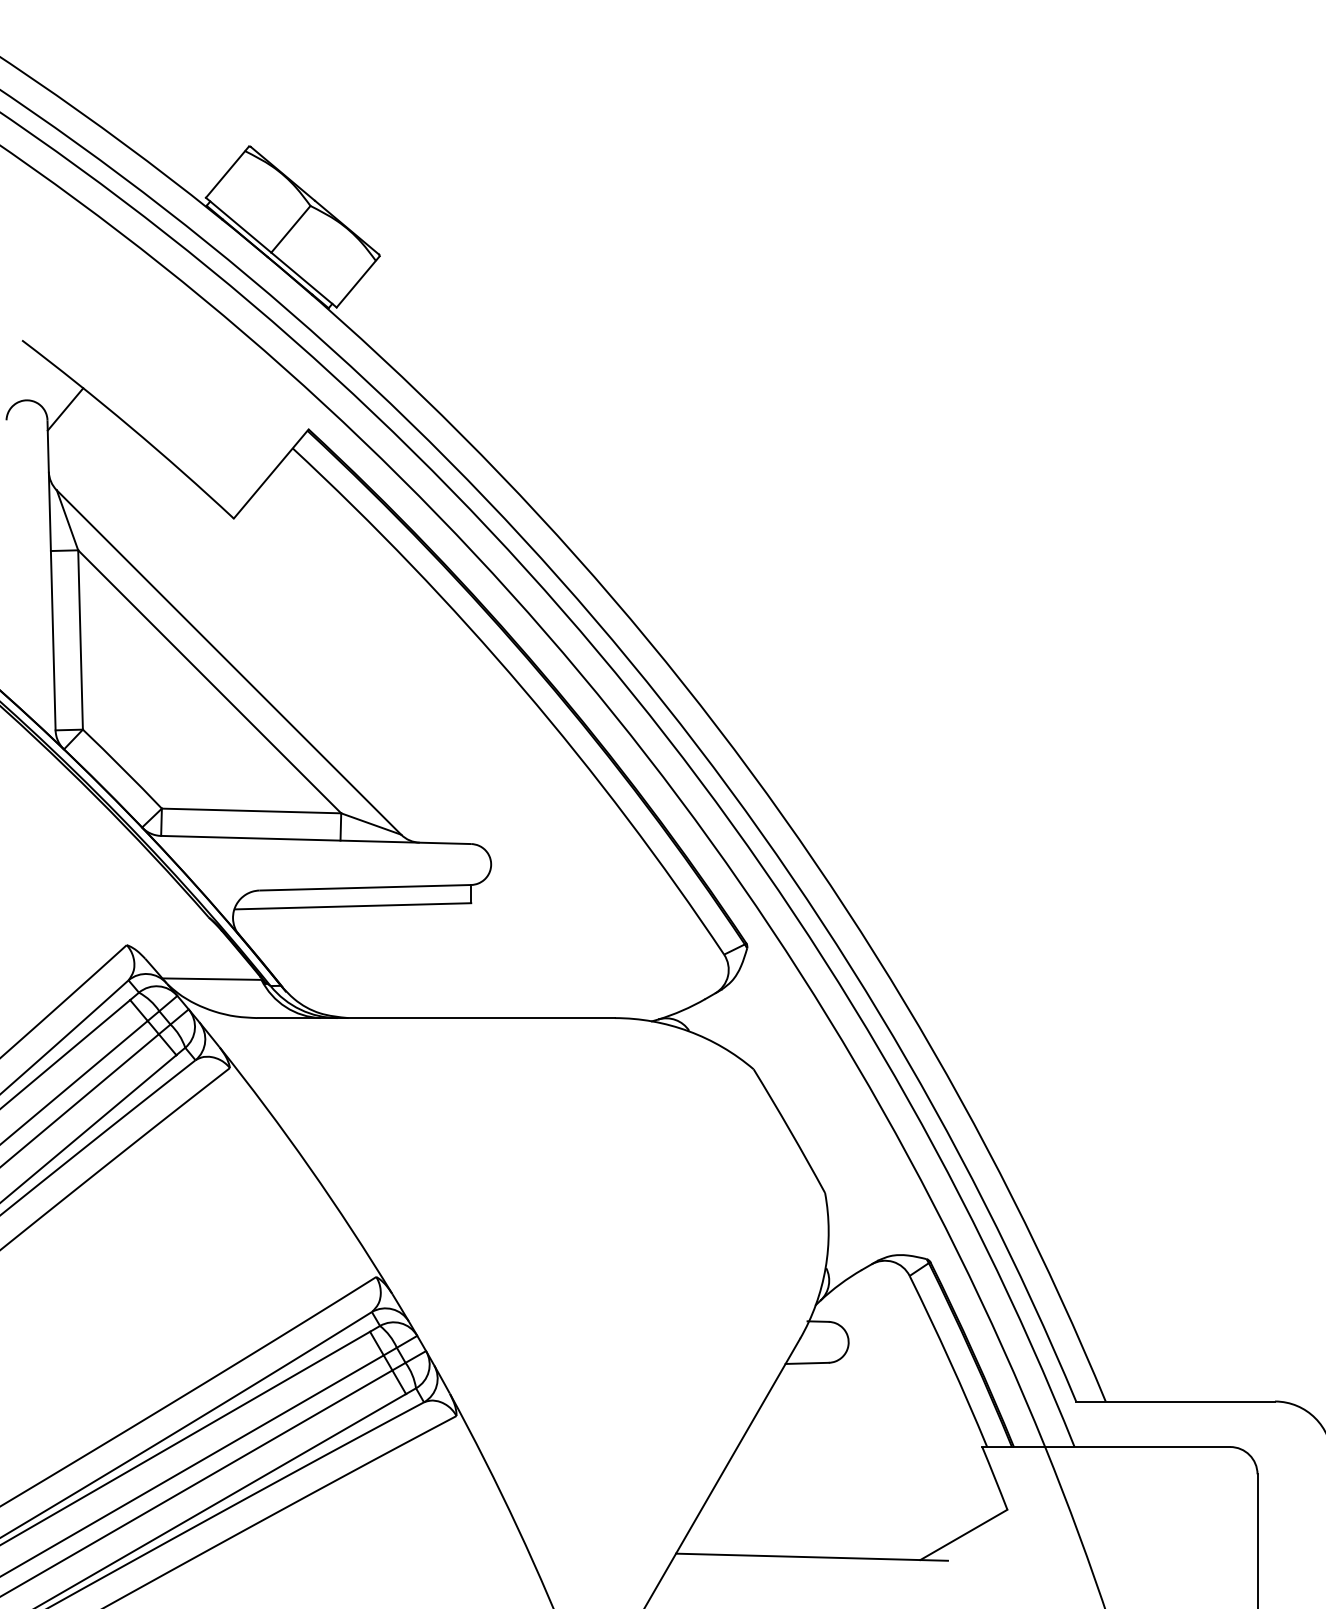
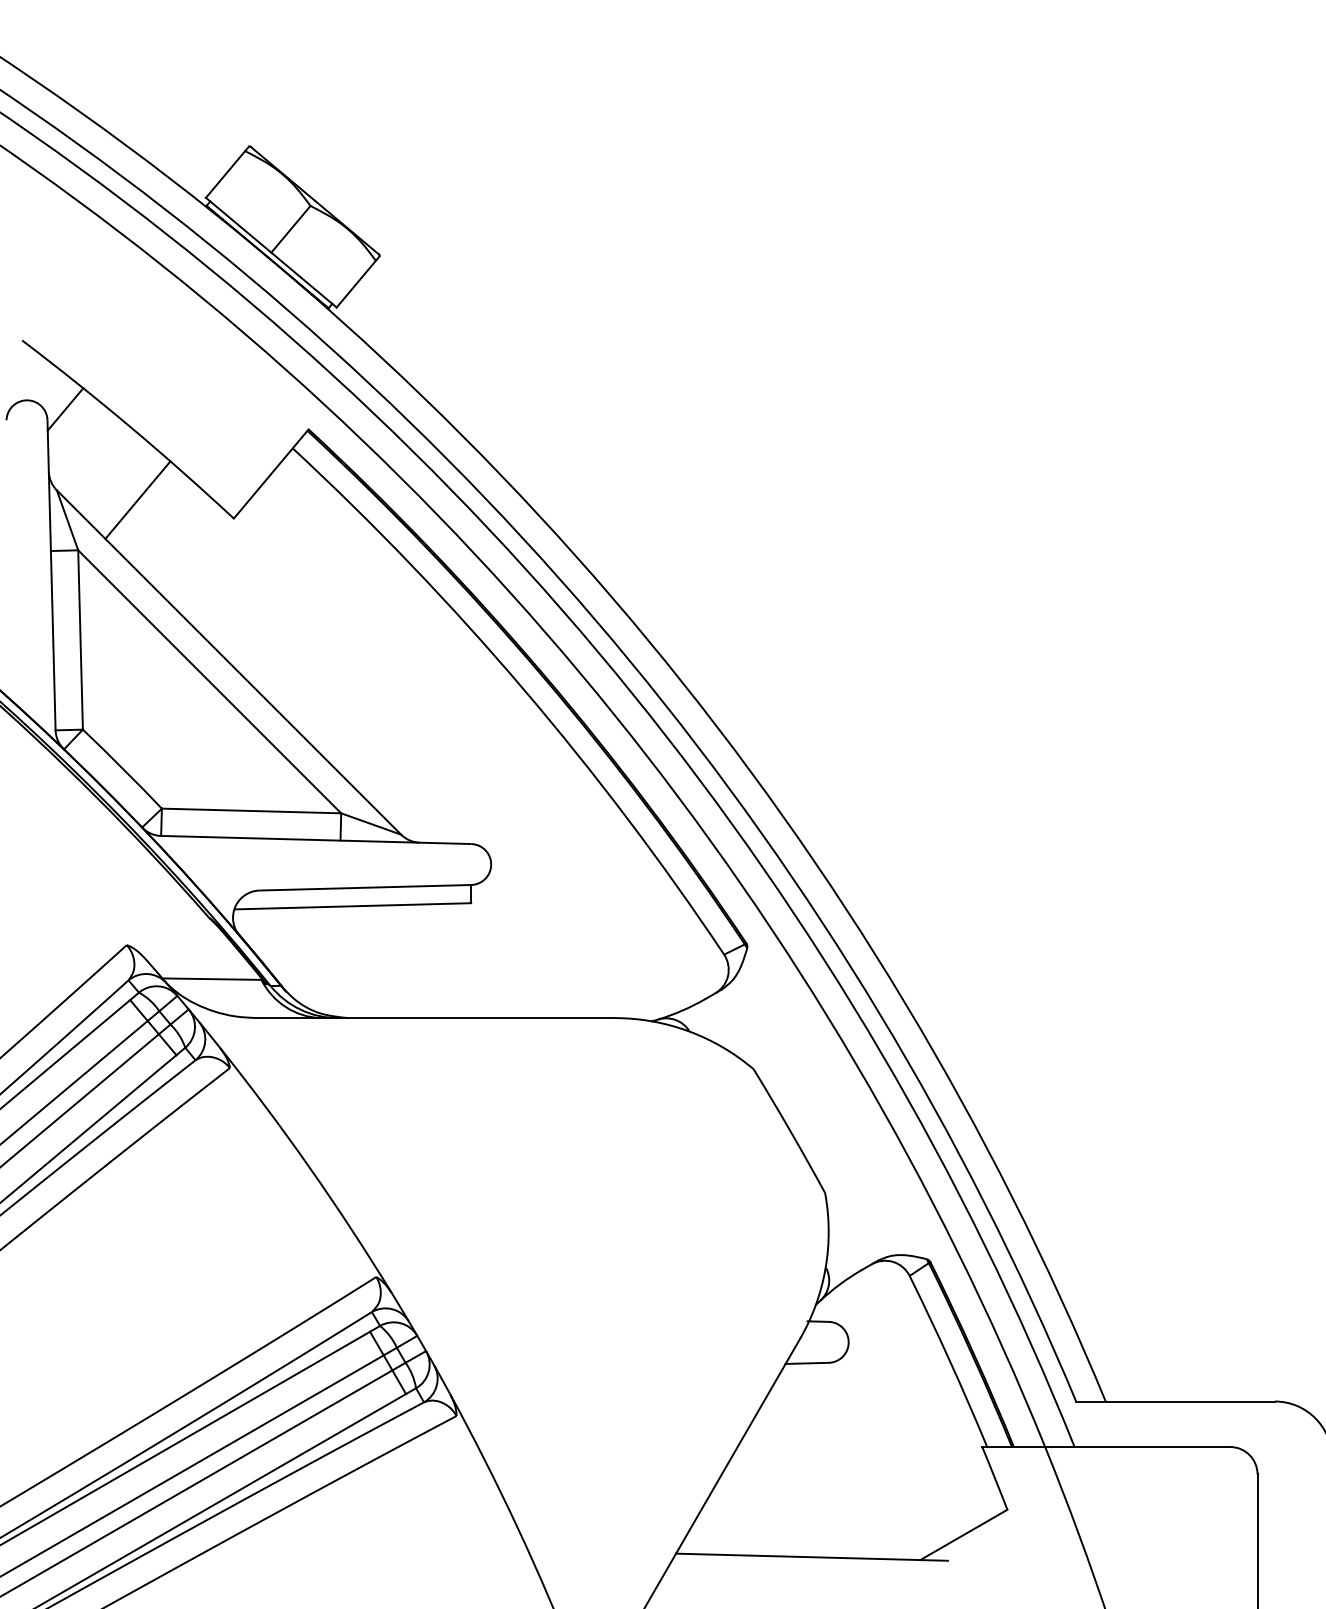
line: none -> present (137, 499)
